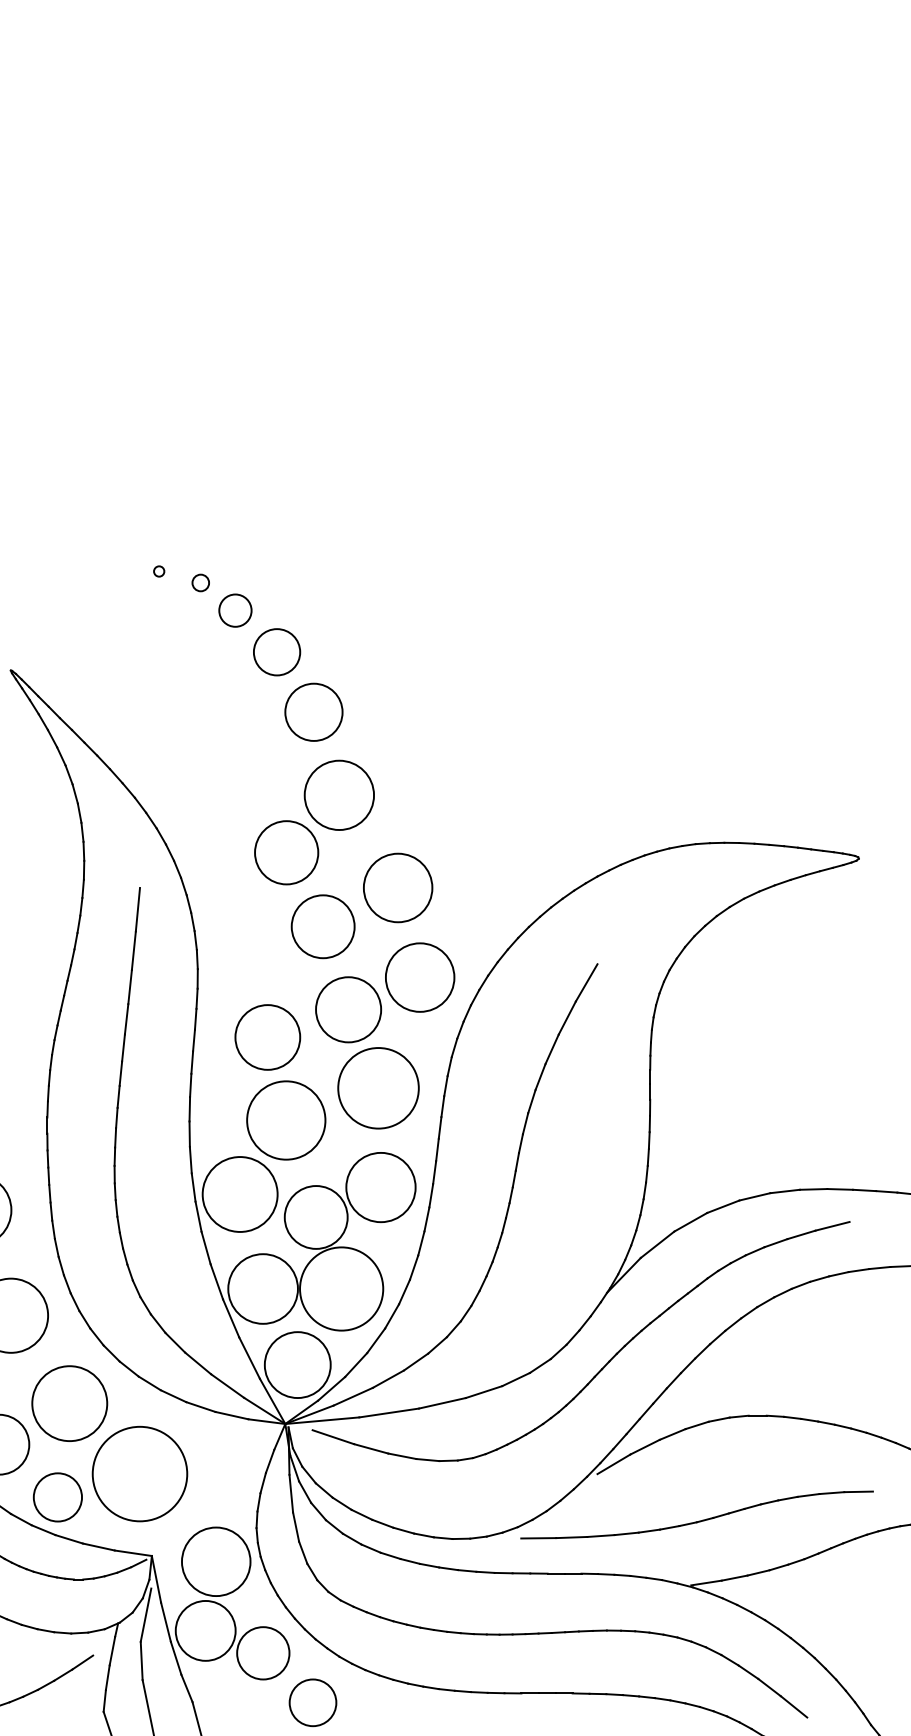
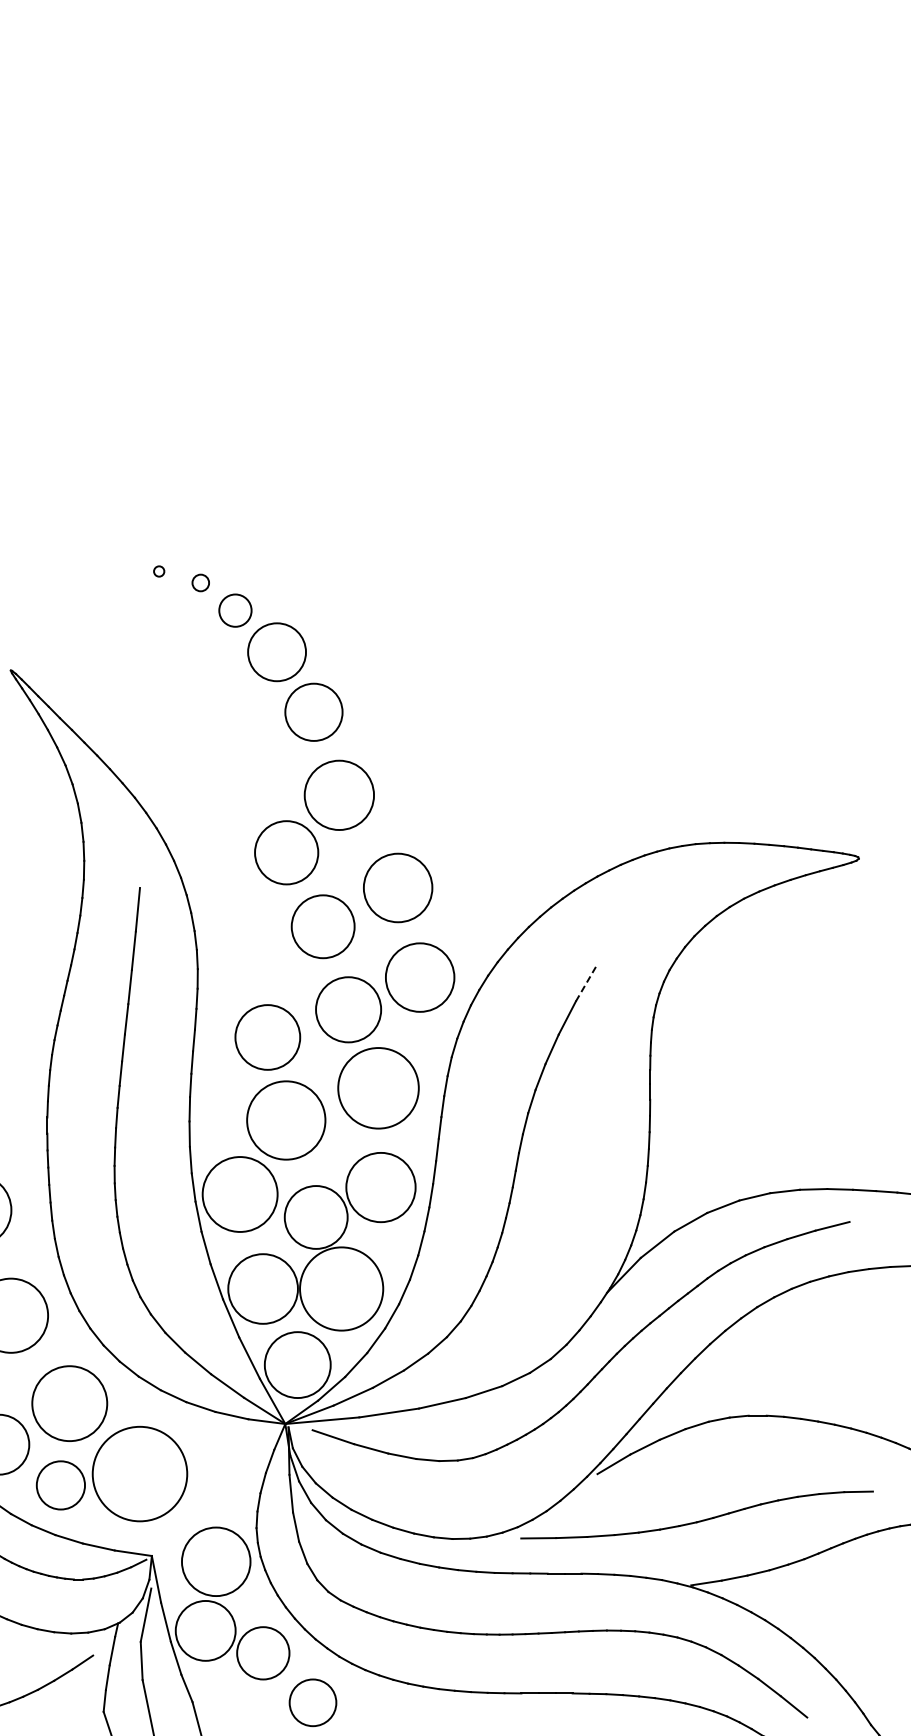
circle diameter: 46 px -> 58 px (277, 652)
line: solid -> dashed (586, 982)
circle position: (57, 1497) -> (60, 1485) (60, 1485)
